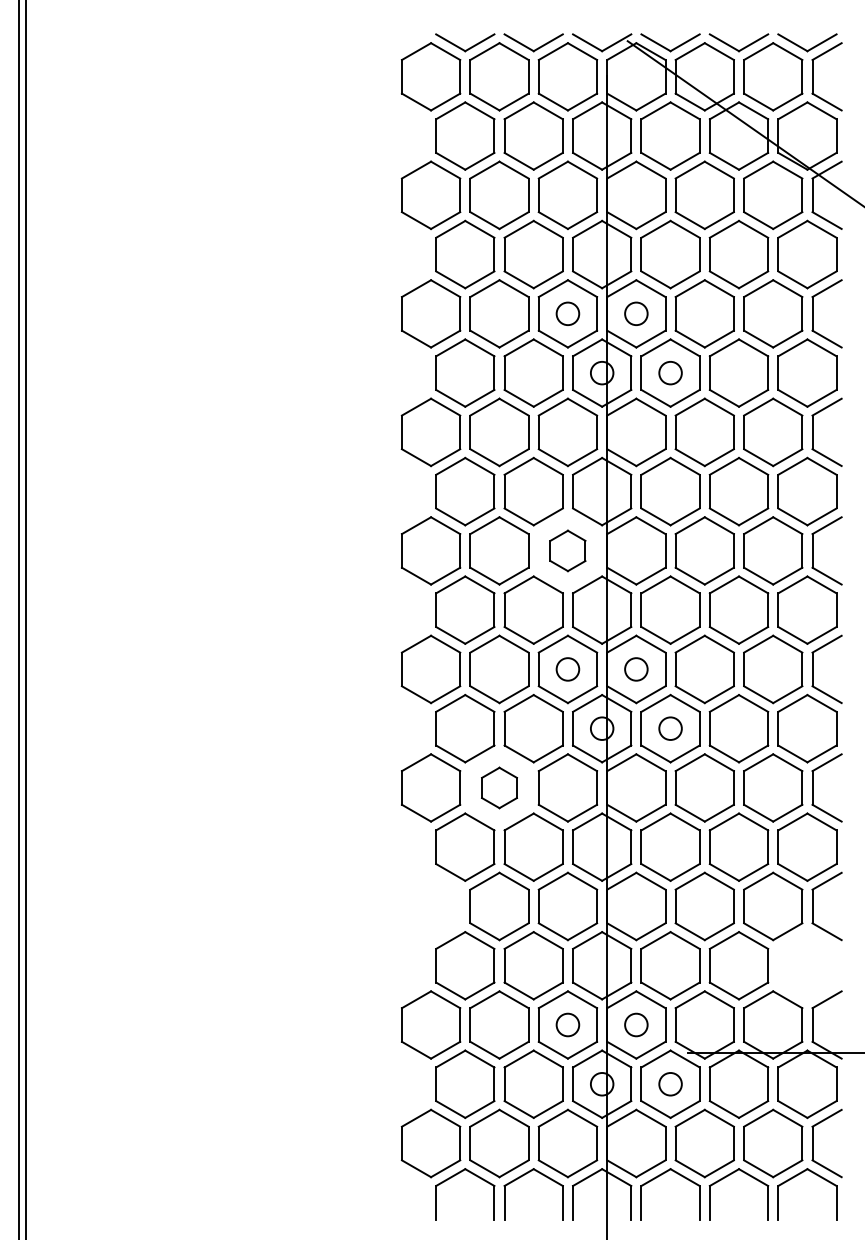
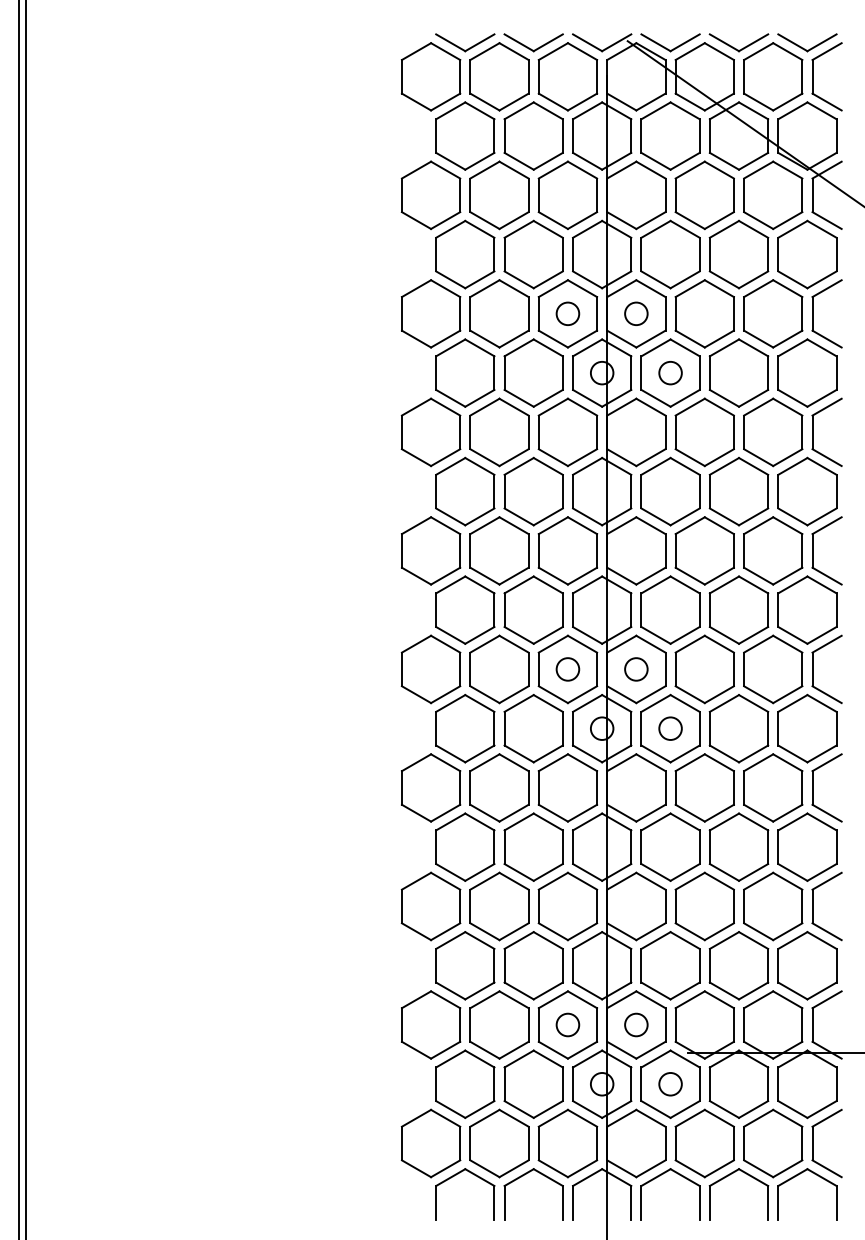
part size: 38x44 px -> 62x70 px (567, 550)
part size: 37x44 px -> 61x70 px (499, 787)
part: none -> present (430, 906)
part: none -> present (807, 965)
